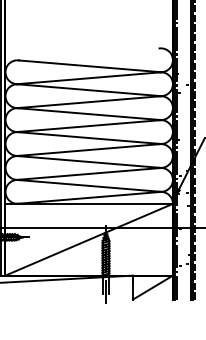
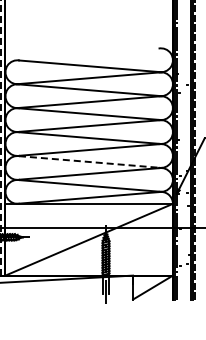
line: solid -> dashed (0, 138)
line: solid -> dashed (90, 162)
